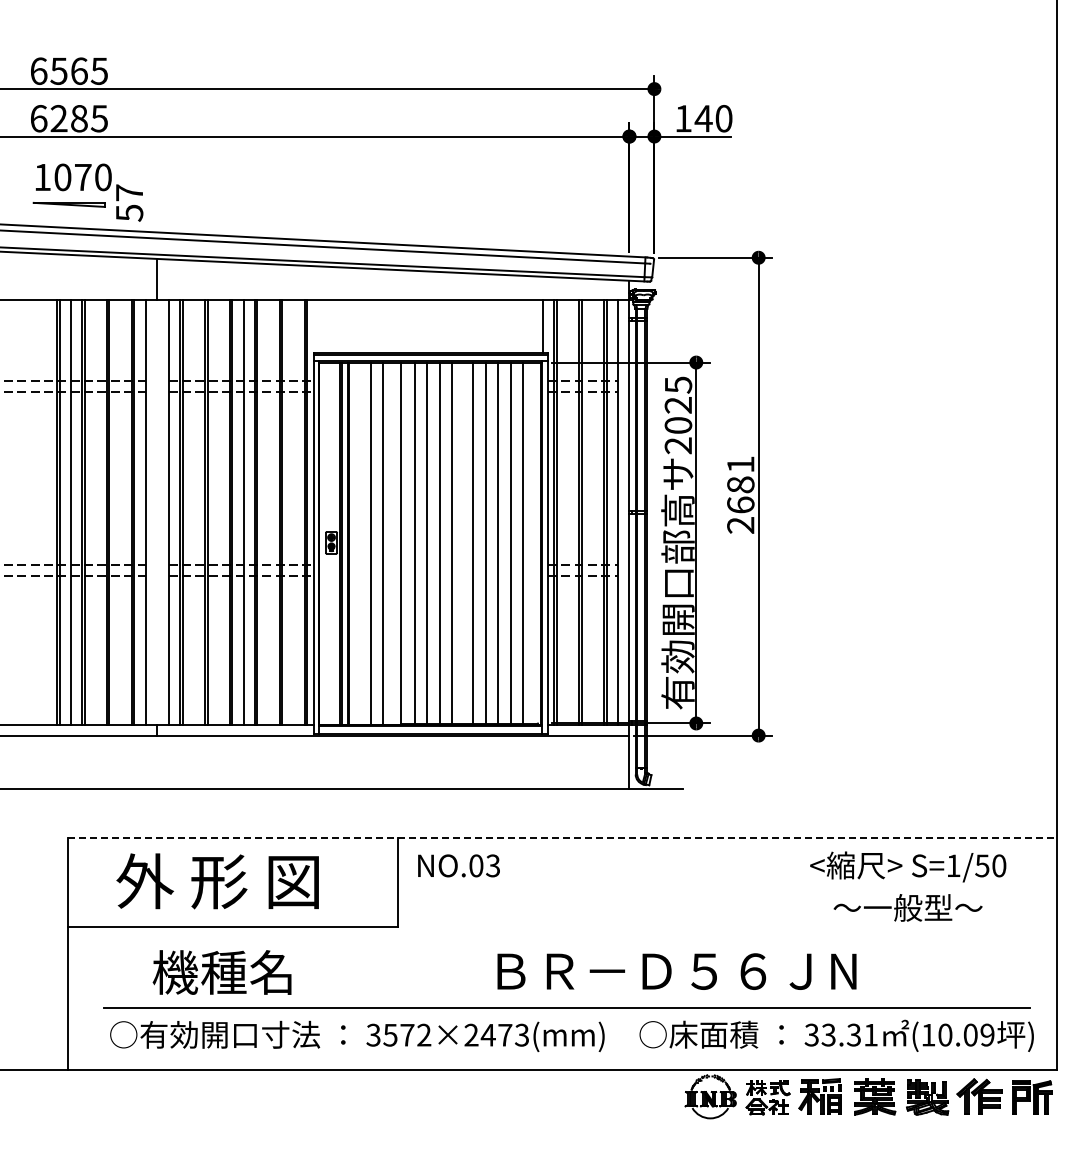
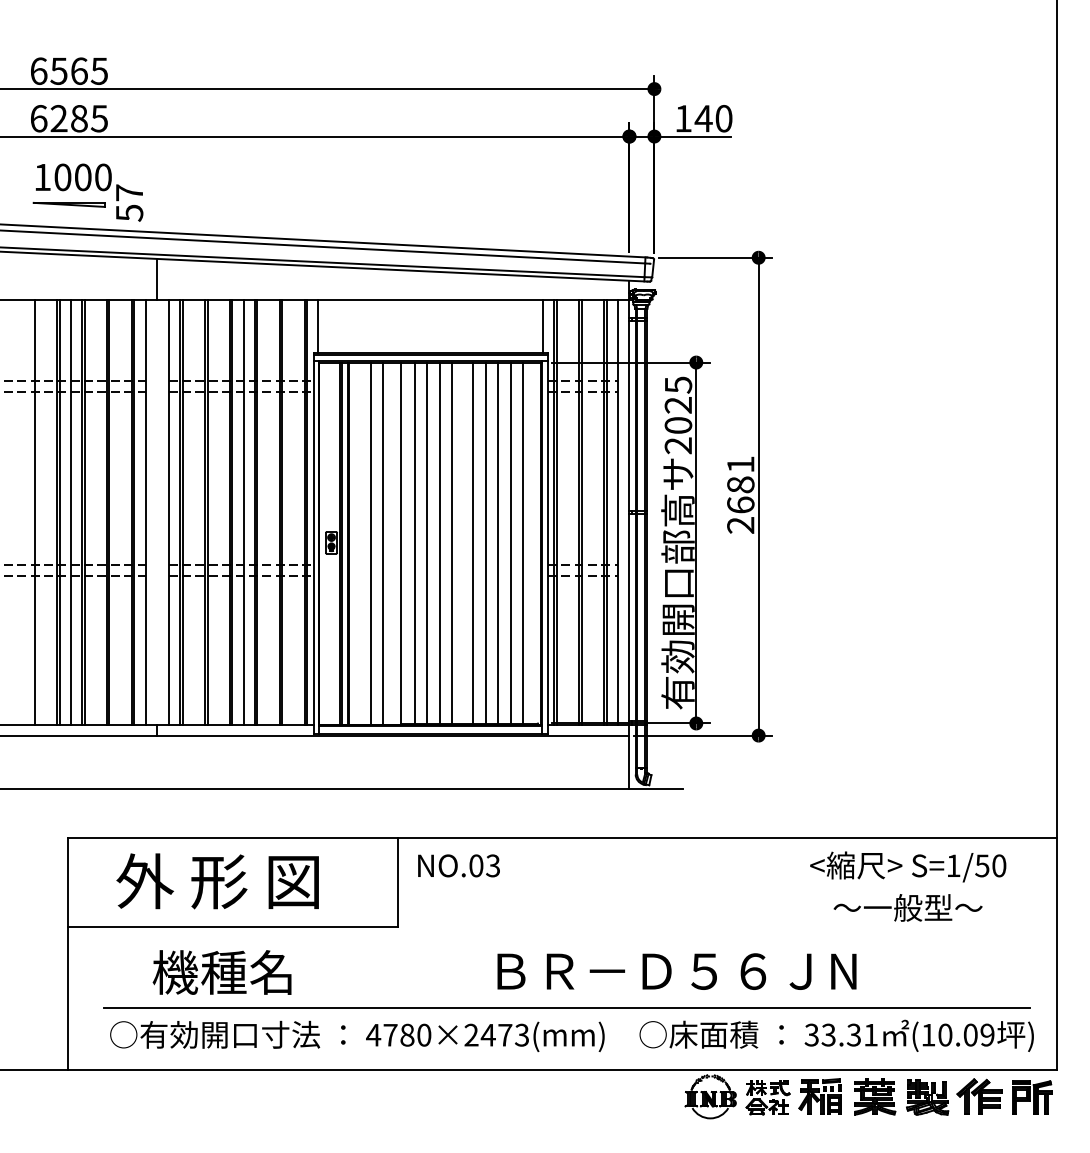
text: 1070 -> 1000 (83, 177)
line: none -> present (318, 326)
line: none -> present (34, 511)
line: dashed -> solid (562, 837)
text: 3572×2473(mm) -> 4780×2473(mm) (398, 1034)
